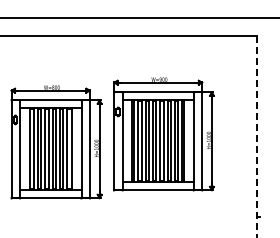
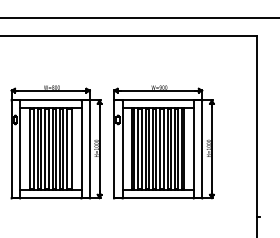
part position: (163, 134) -> (163, 142) (163, 142)
line: dashed -> solid (256, 136)
